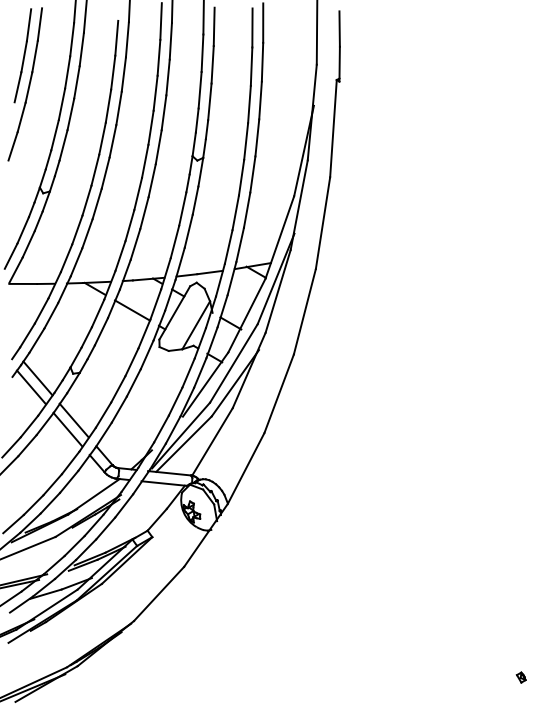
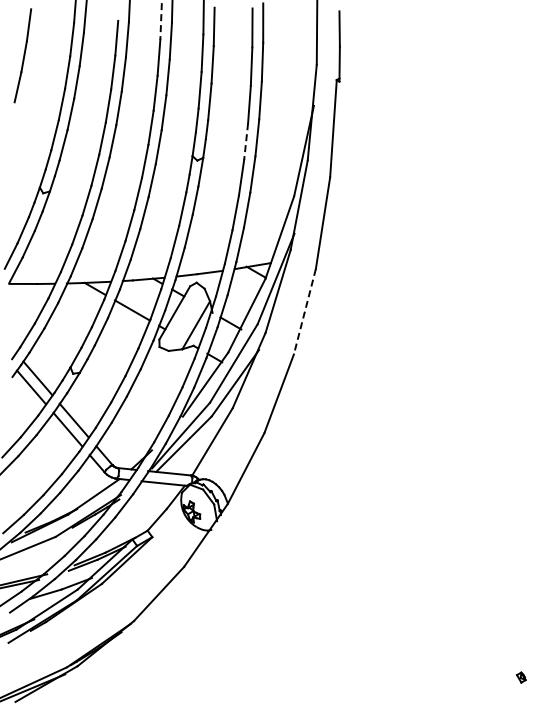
line: solid -> dashed (161, 22)
part: present -> none (24, 84)
line: solid -> dashed (246, 142)
line: solid -> dashed (304, 312)
